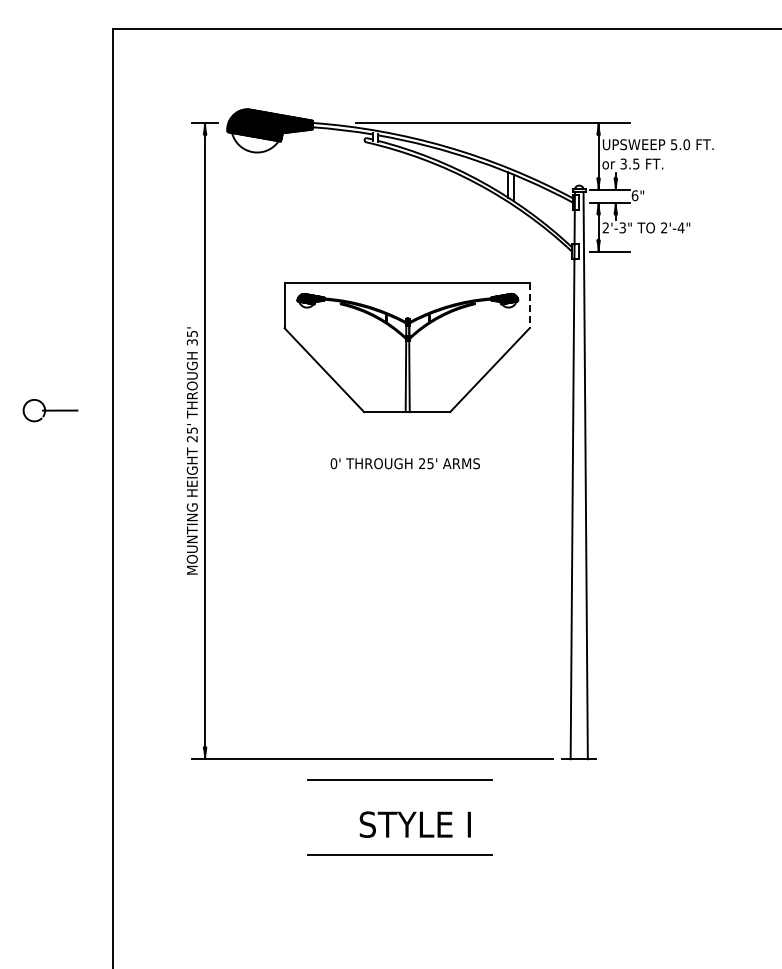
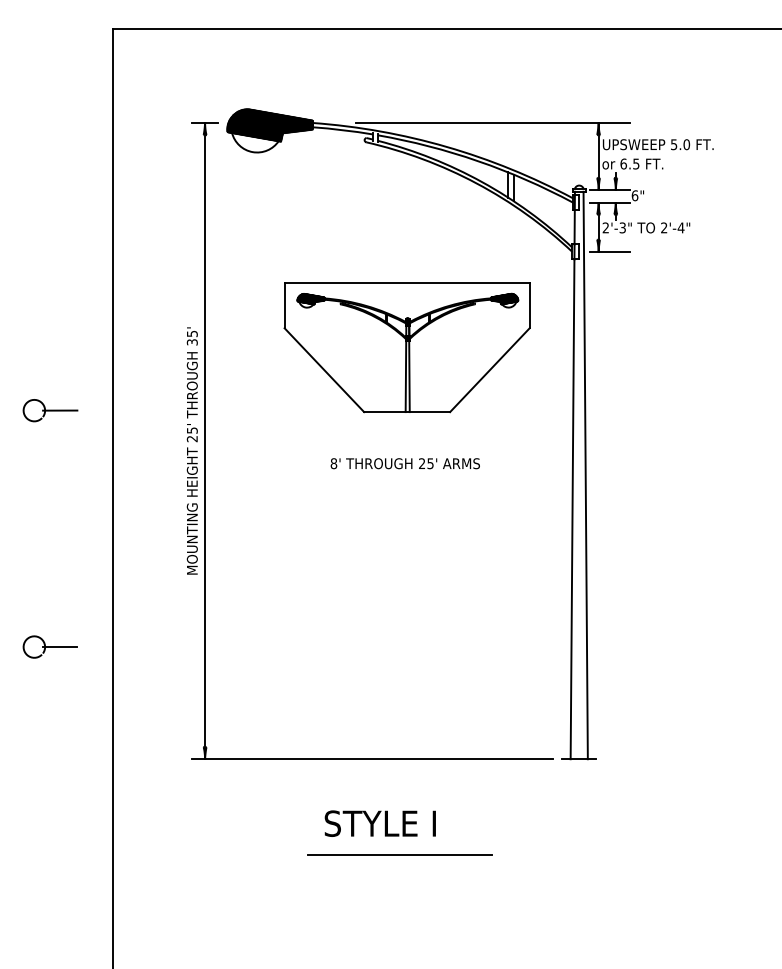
text: 3.5 -> 6.5 (623, 163)
line: dashed -> solid (529, 305)
text: 0' -> 8' (333, 463)
part: none -> present (49, 646)
line: present -> none (399, 779)
text position: (414, 824) -> (379, 823) (379, 823)
